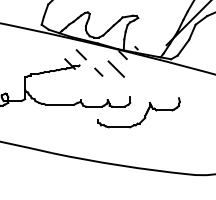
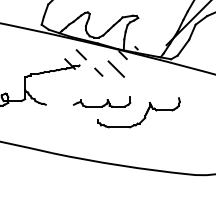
line: present -> none (59, 104)
